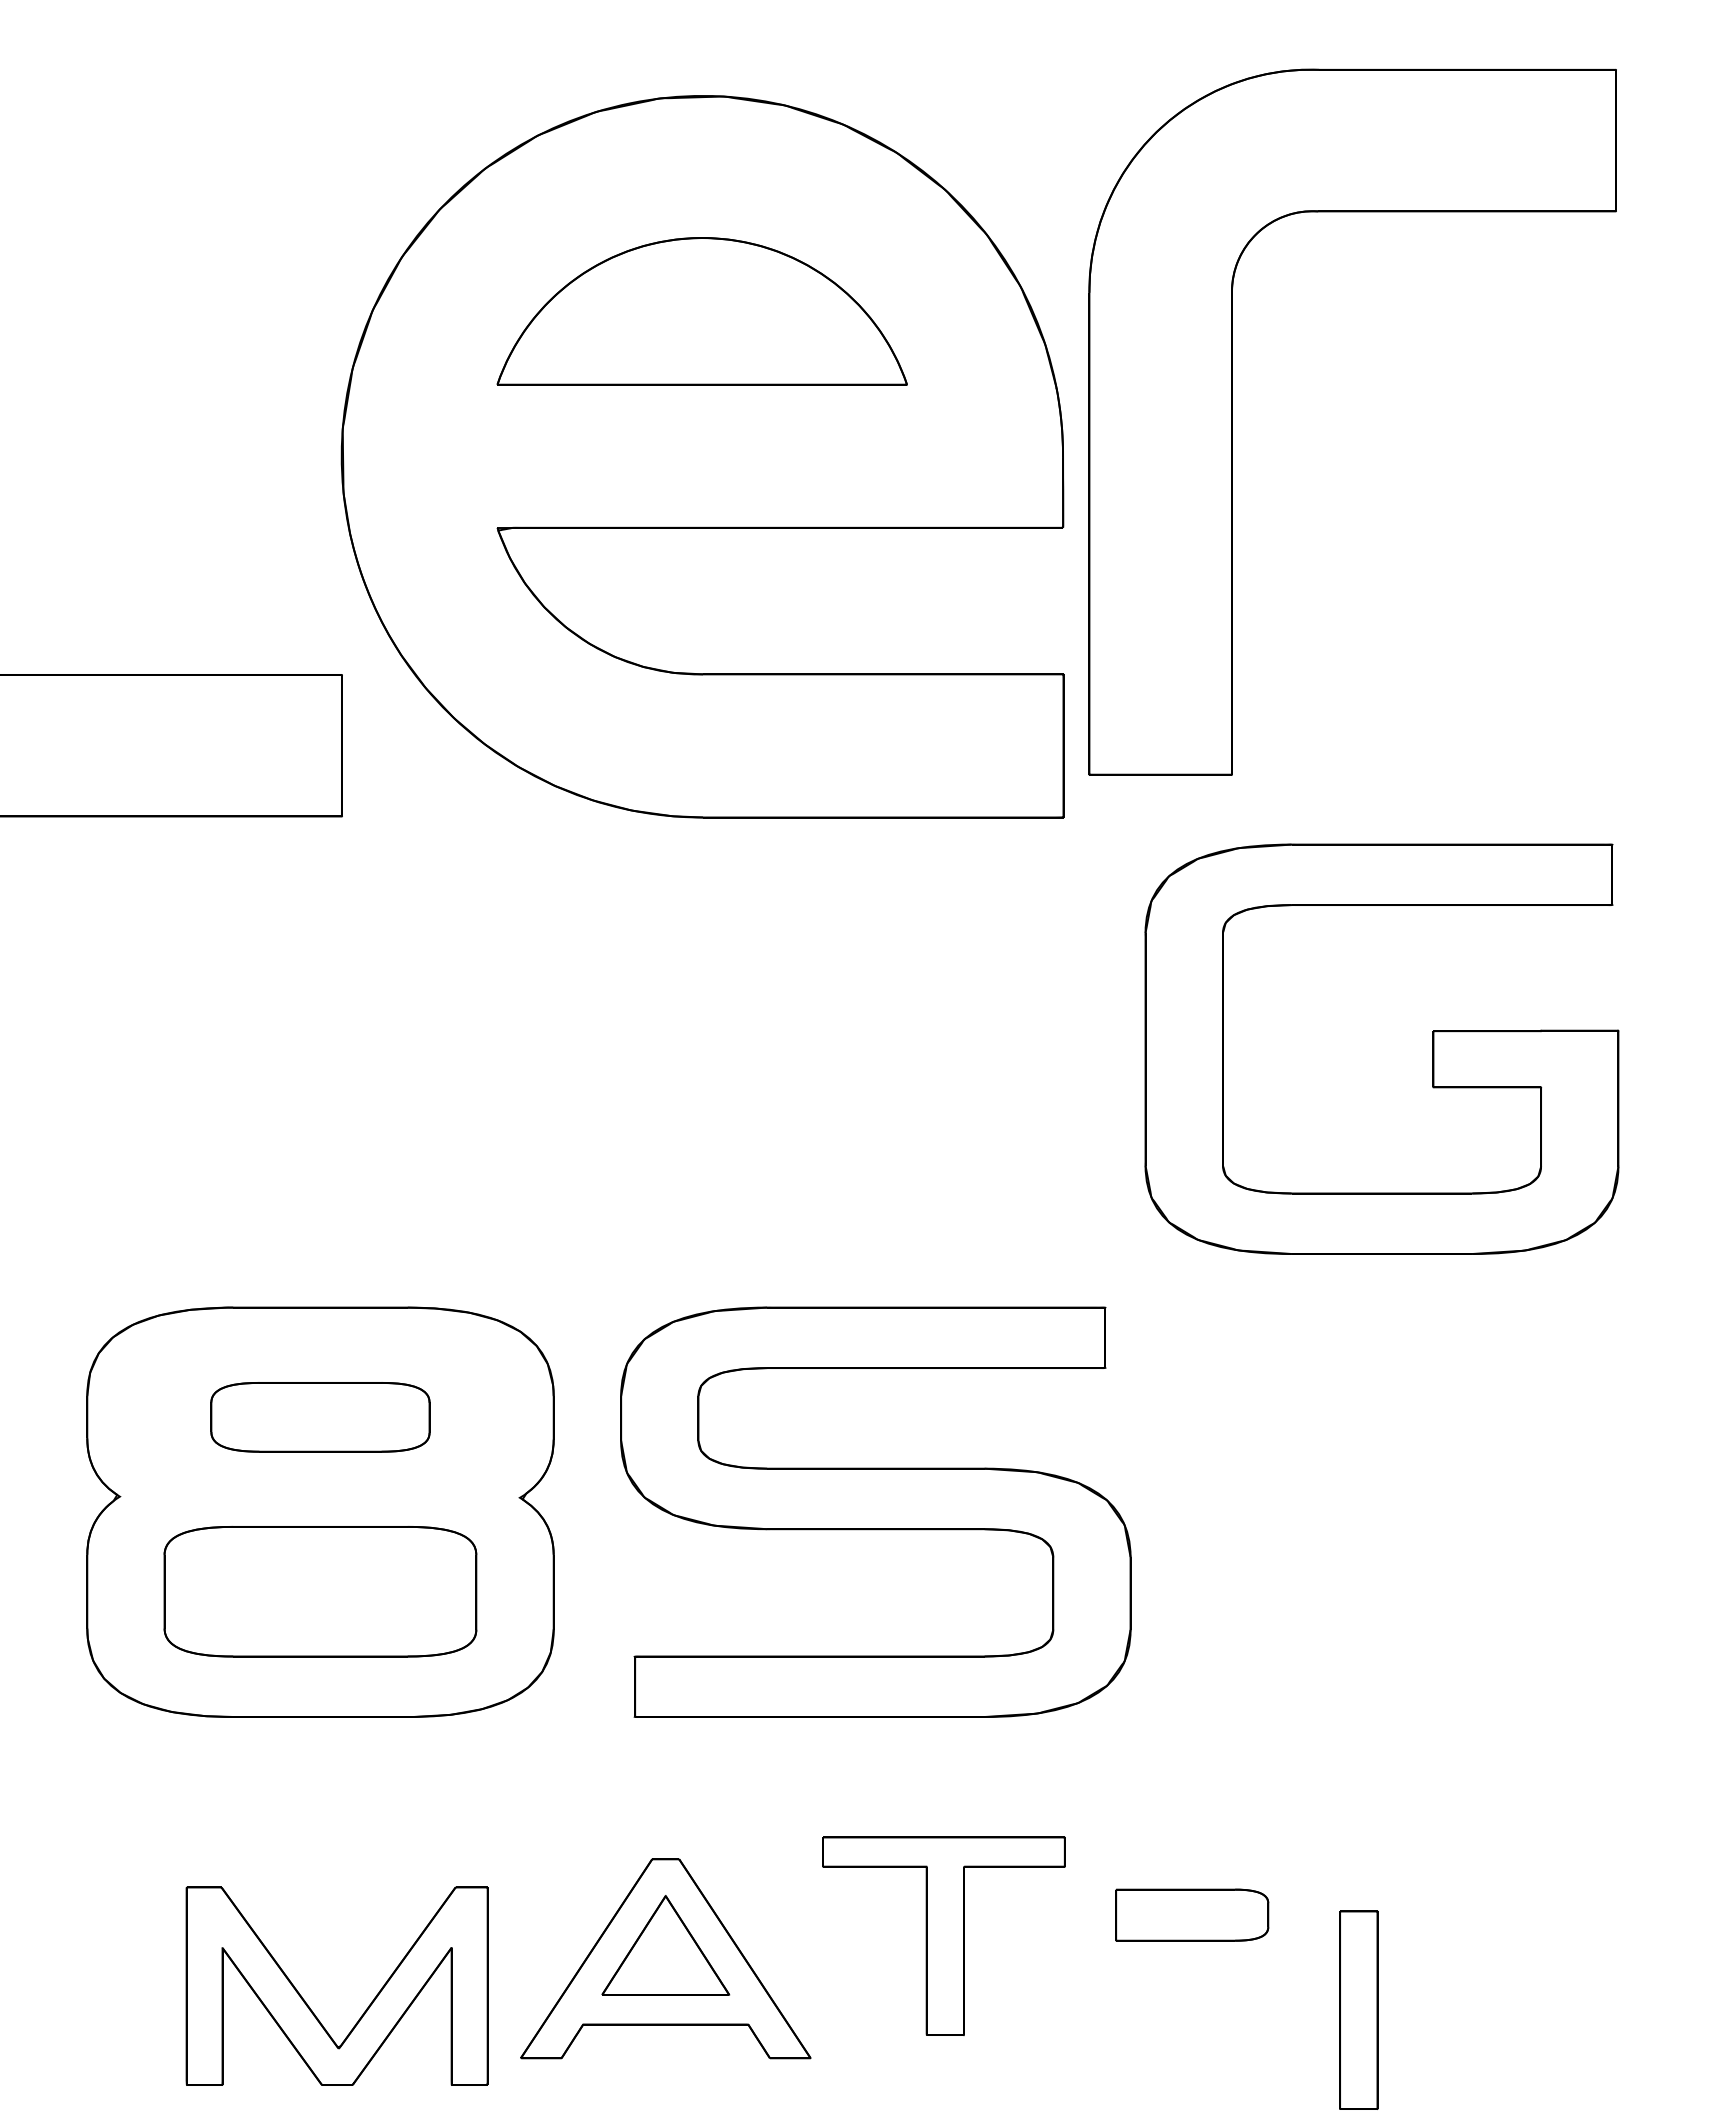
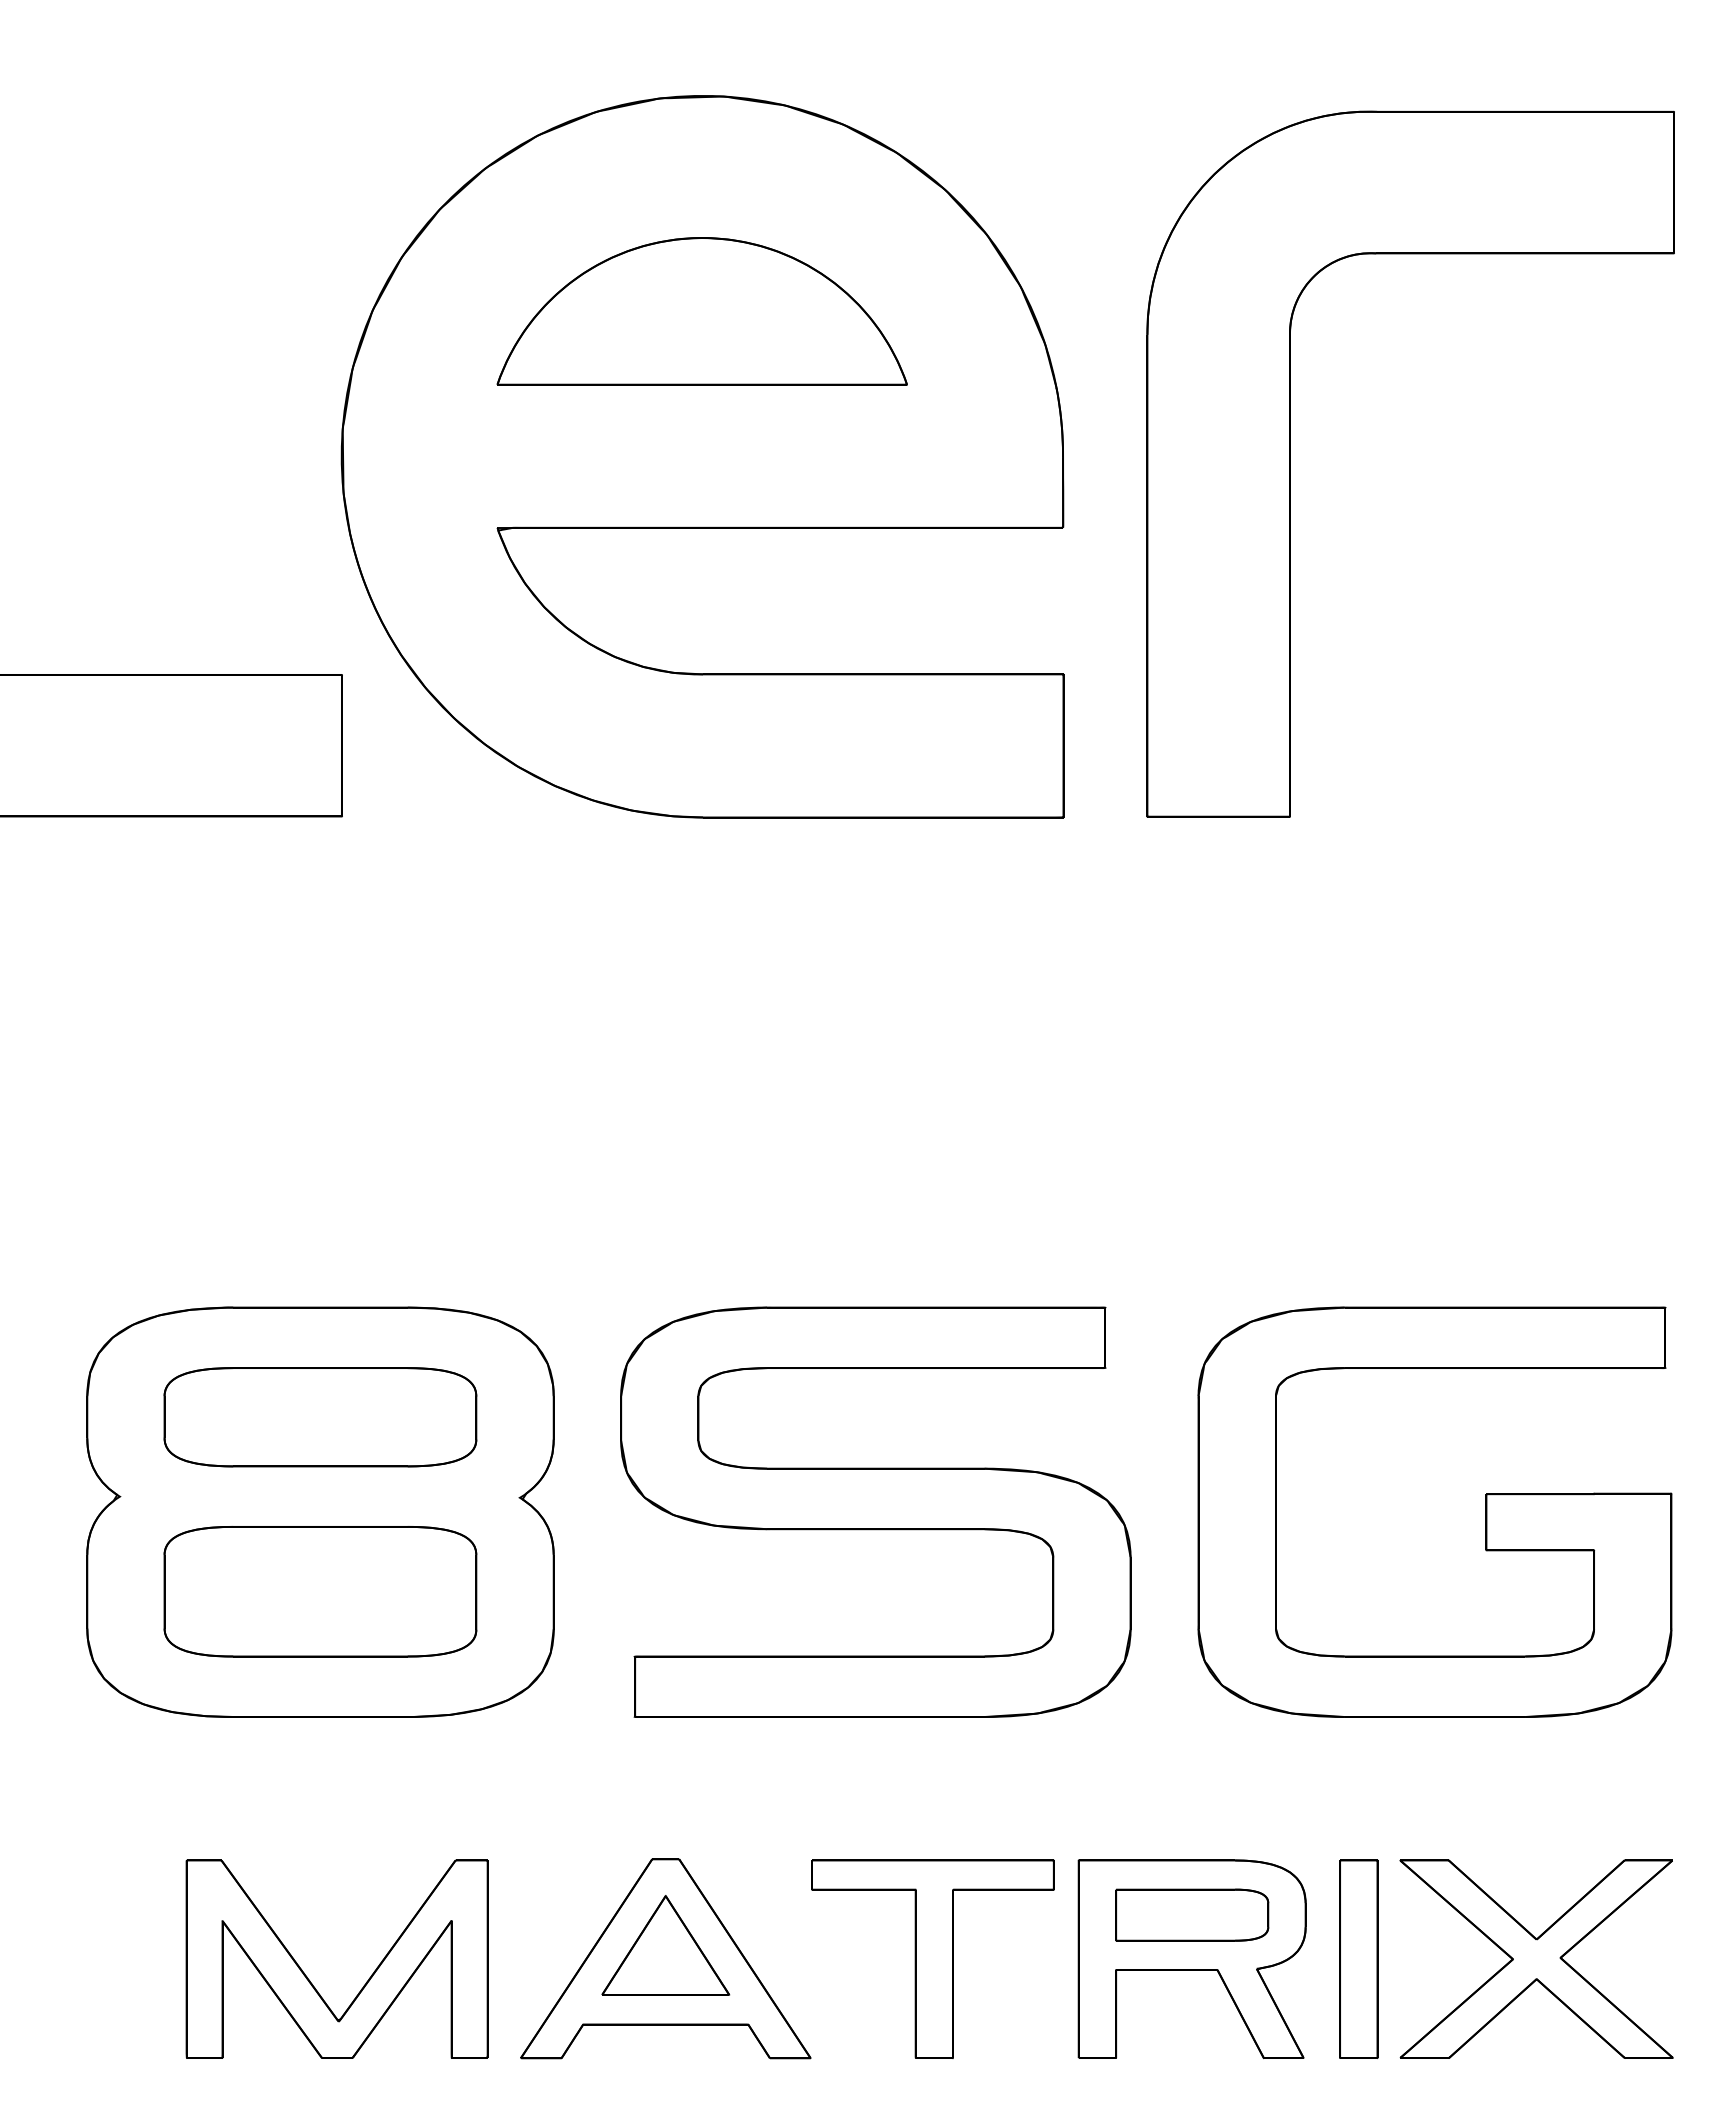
part position: (1232, 421) -> (1290, 463) (1290, 463)
part position: (1432, 1048) -> (1485, 1511) (1485, 1511)
part size: 221x71 px -> 315x101 px (320, 1417)
part position: (943, 1935) -> (932, 1958) (932, 1958)
part: none -> present (1191, 1958)
part: none -> present (1536, 1958)
part position: (310, 2007) -> (310, 1980) (310, 1980)
part position: (1358, 2009) -> (1358, 1958) (1358, 1958)
